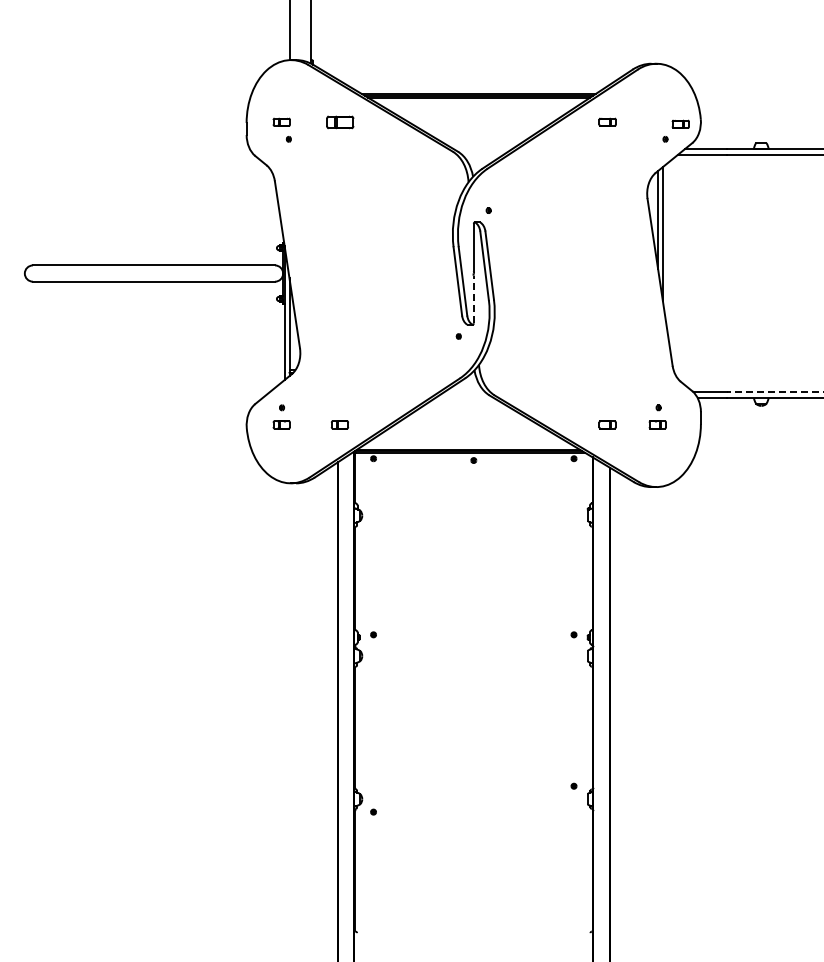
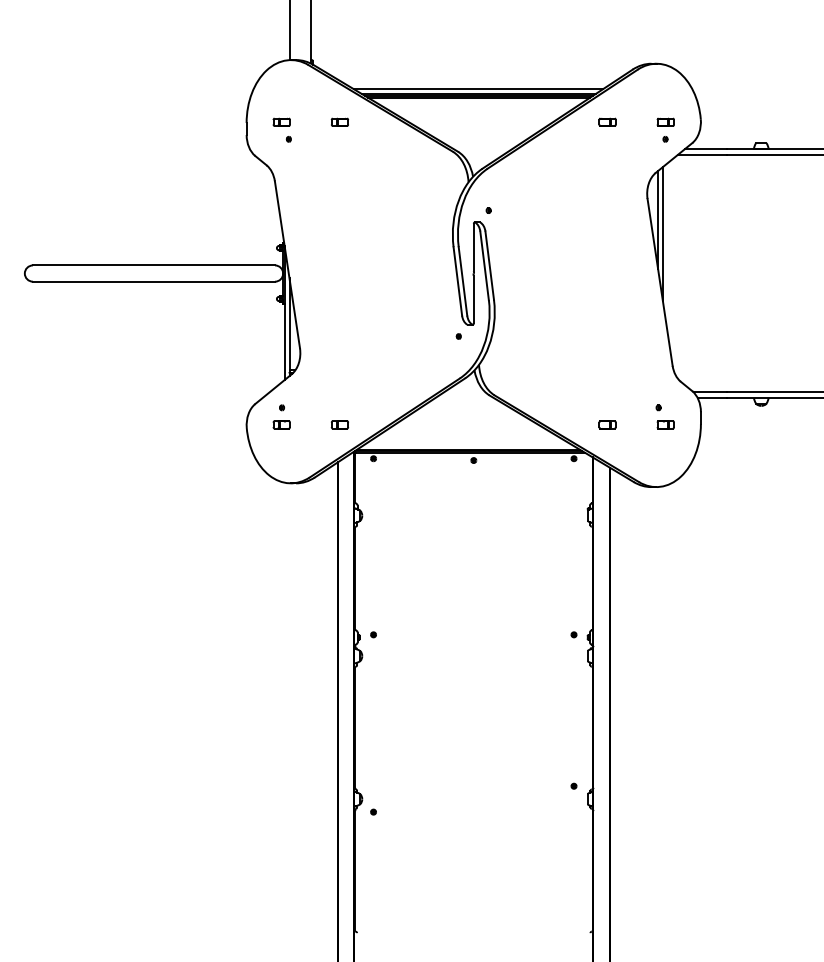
line: none -> present (478, 89)
part size: 29x15 px -> 19x10 px (339, 121)
part position: (680, 123) -> (665, 121) (665, 121)
line: dashed -> solid (473, 299)
line: dashed -> solid (774, 392)
part position: (657, 424) -> (665, 424) (665, 424)
